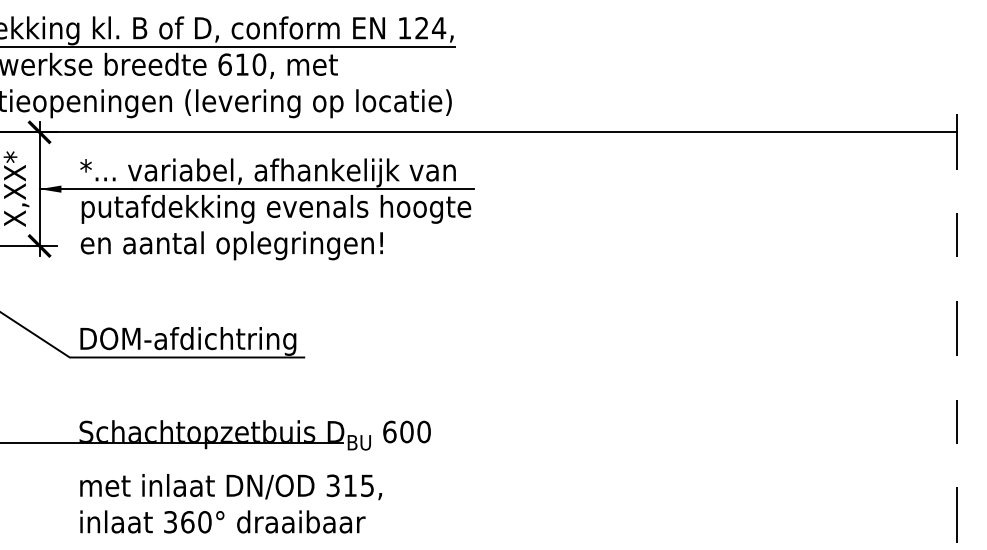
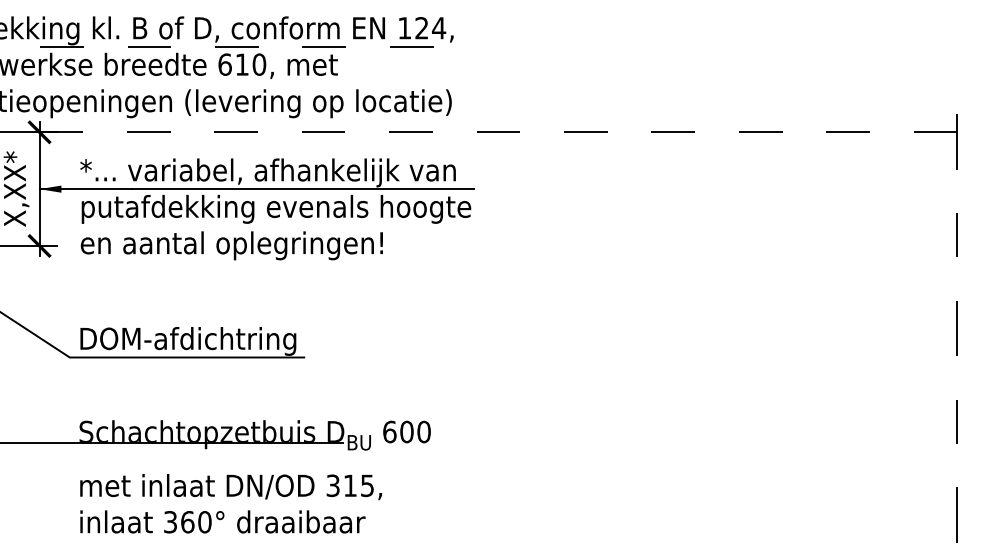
line: solid -> dashed (227, 47)
line: solid -> dashed (478, 132)
